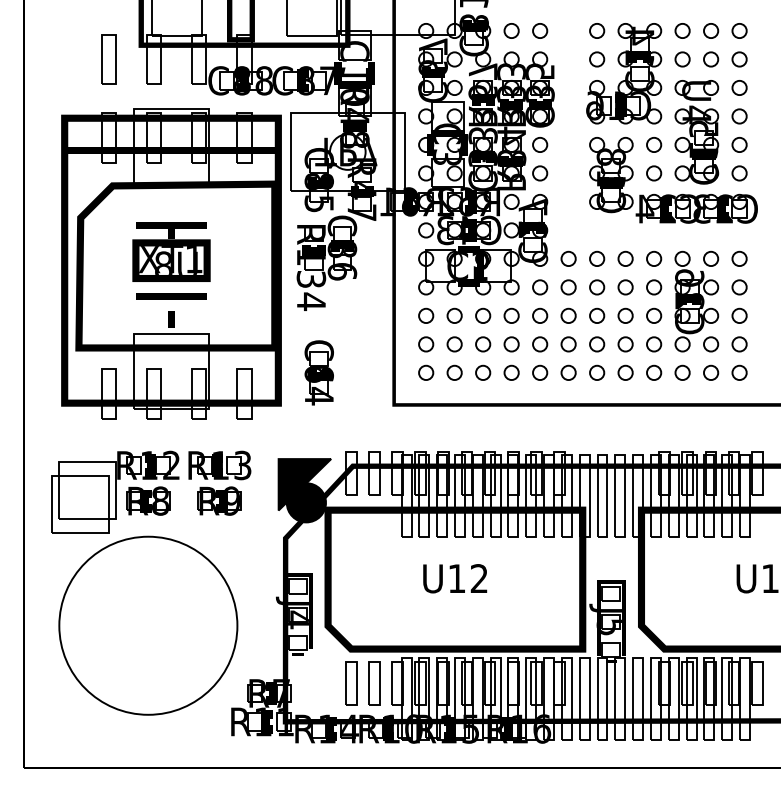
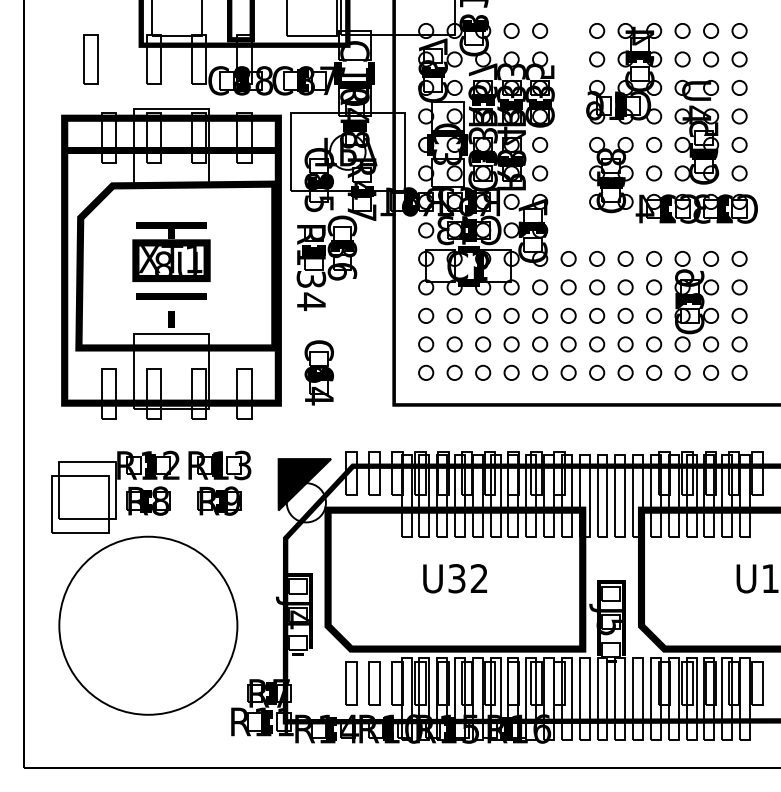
part position: (108, 59) -> (90, 59) (90, 59)
fill: present -> none (305, 502)
text: U12 -> U32 (456, 578)
